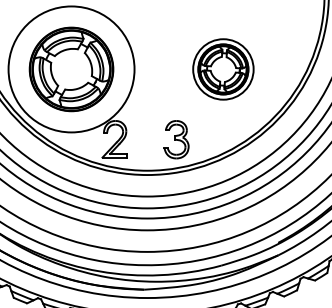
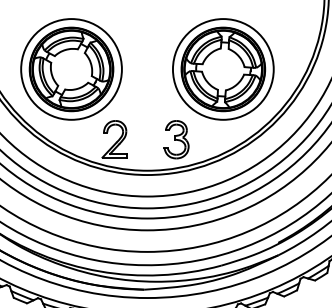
circle diameter: 126 px -> 101 px (71, 69)
part size: 63x63 px -> 103x103 px (223, 69)
